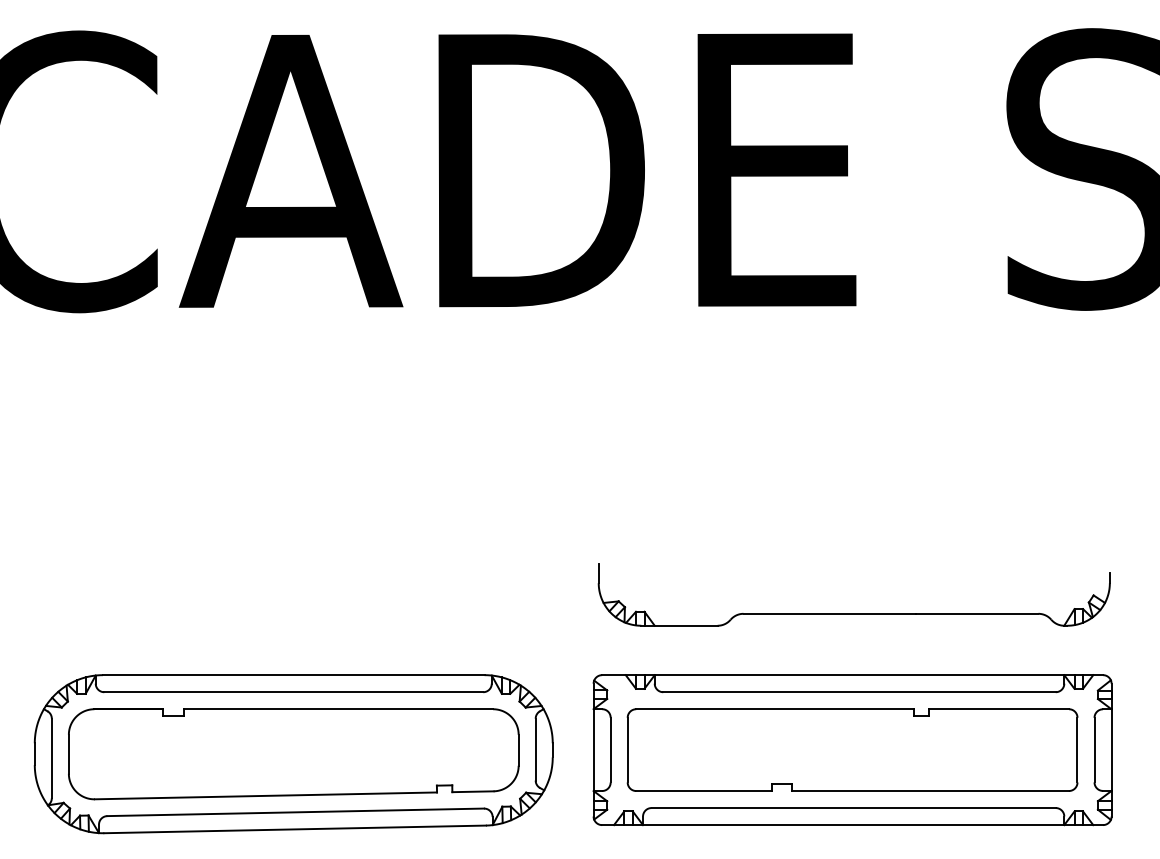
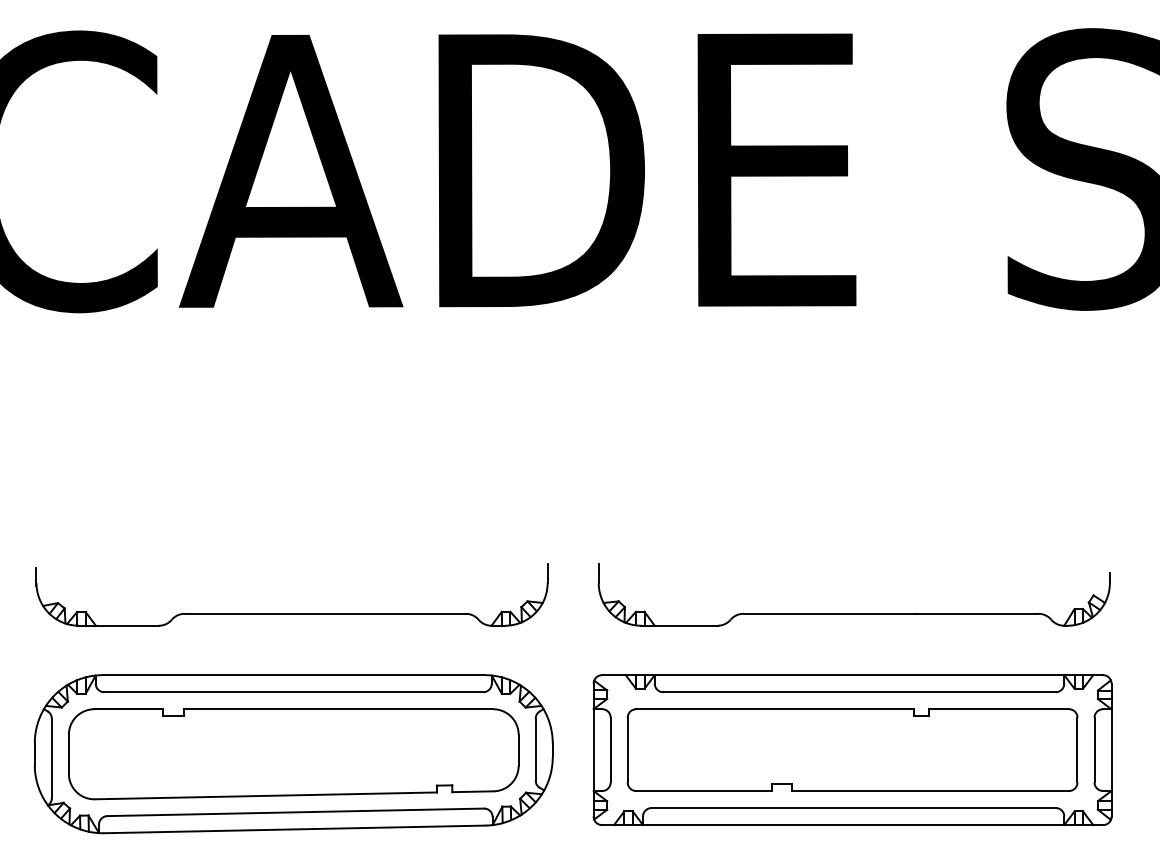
part: none -> present (291, 613)
